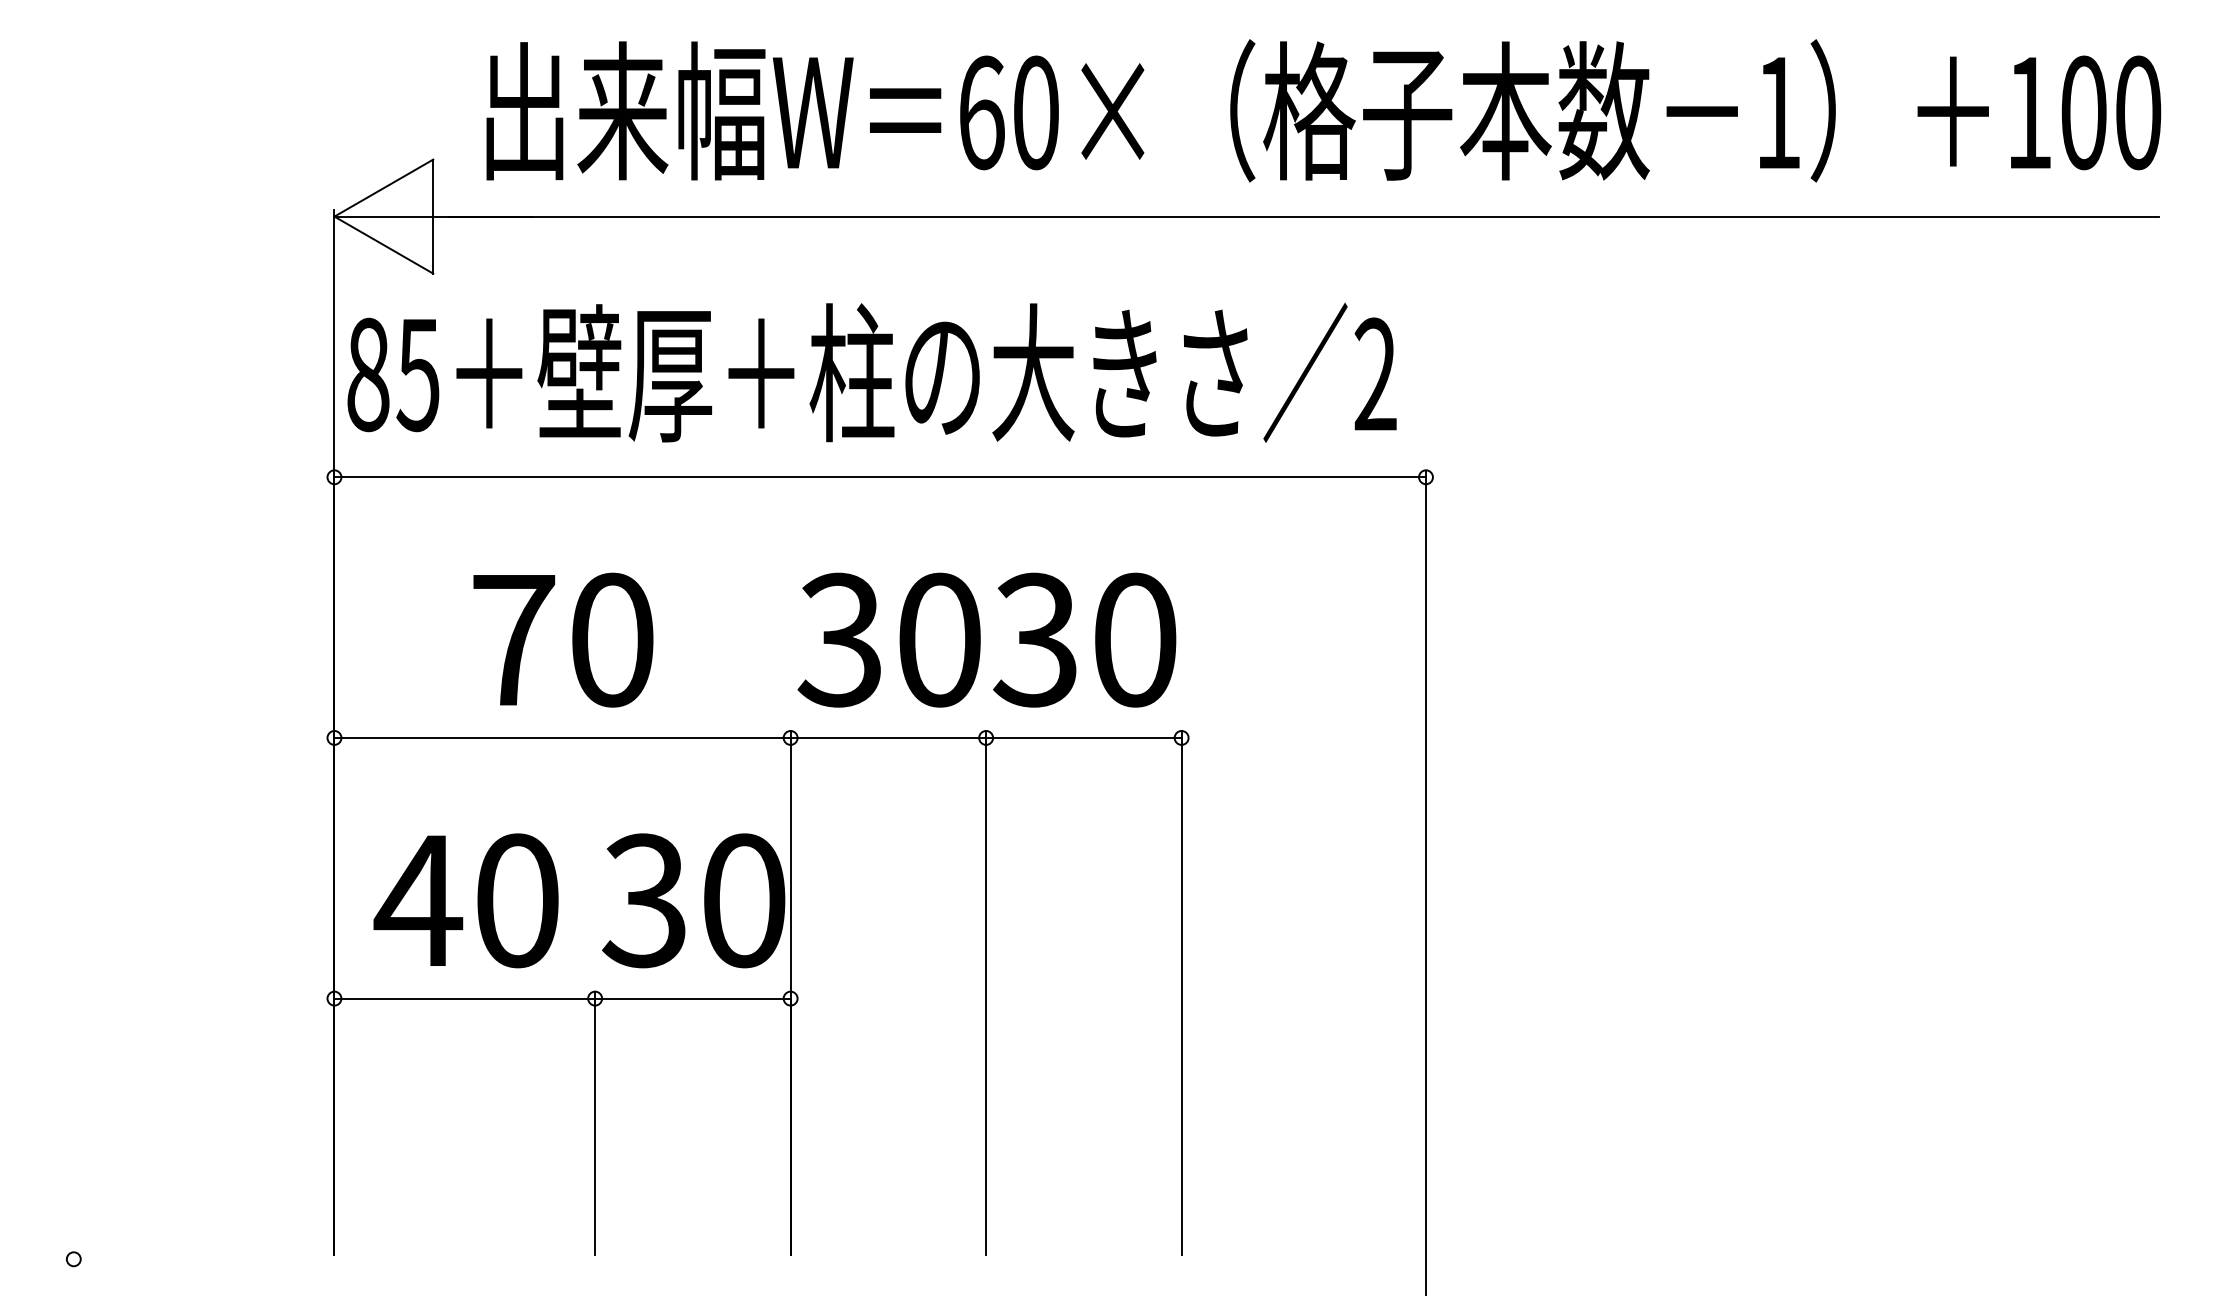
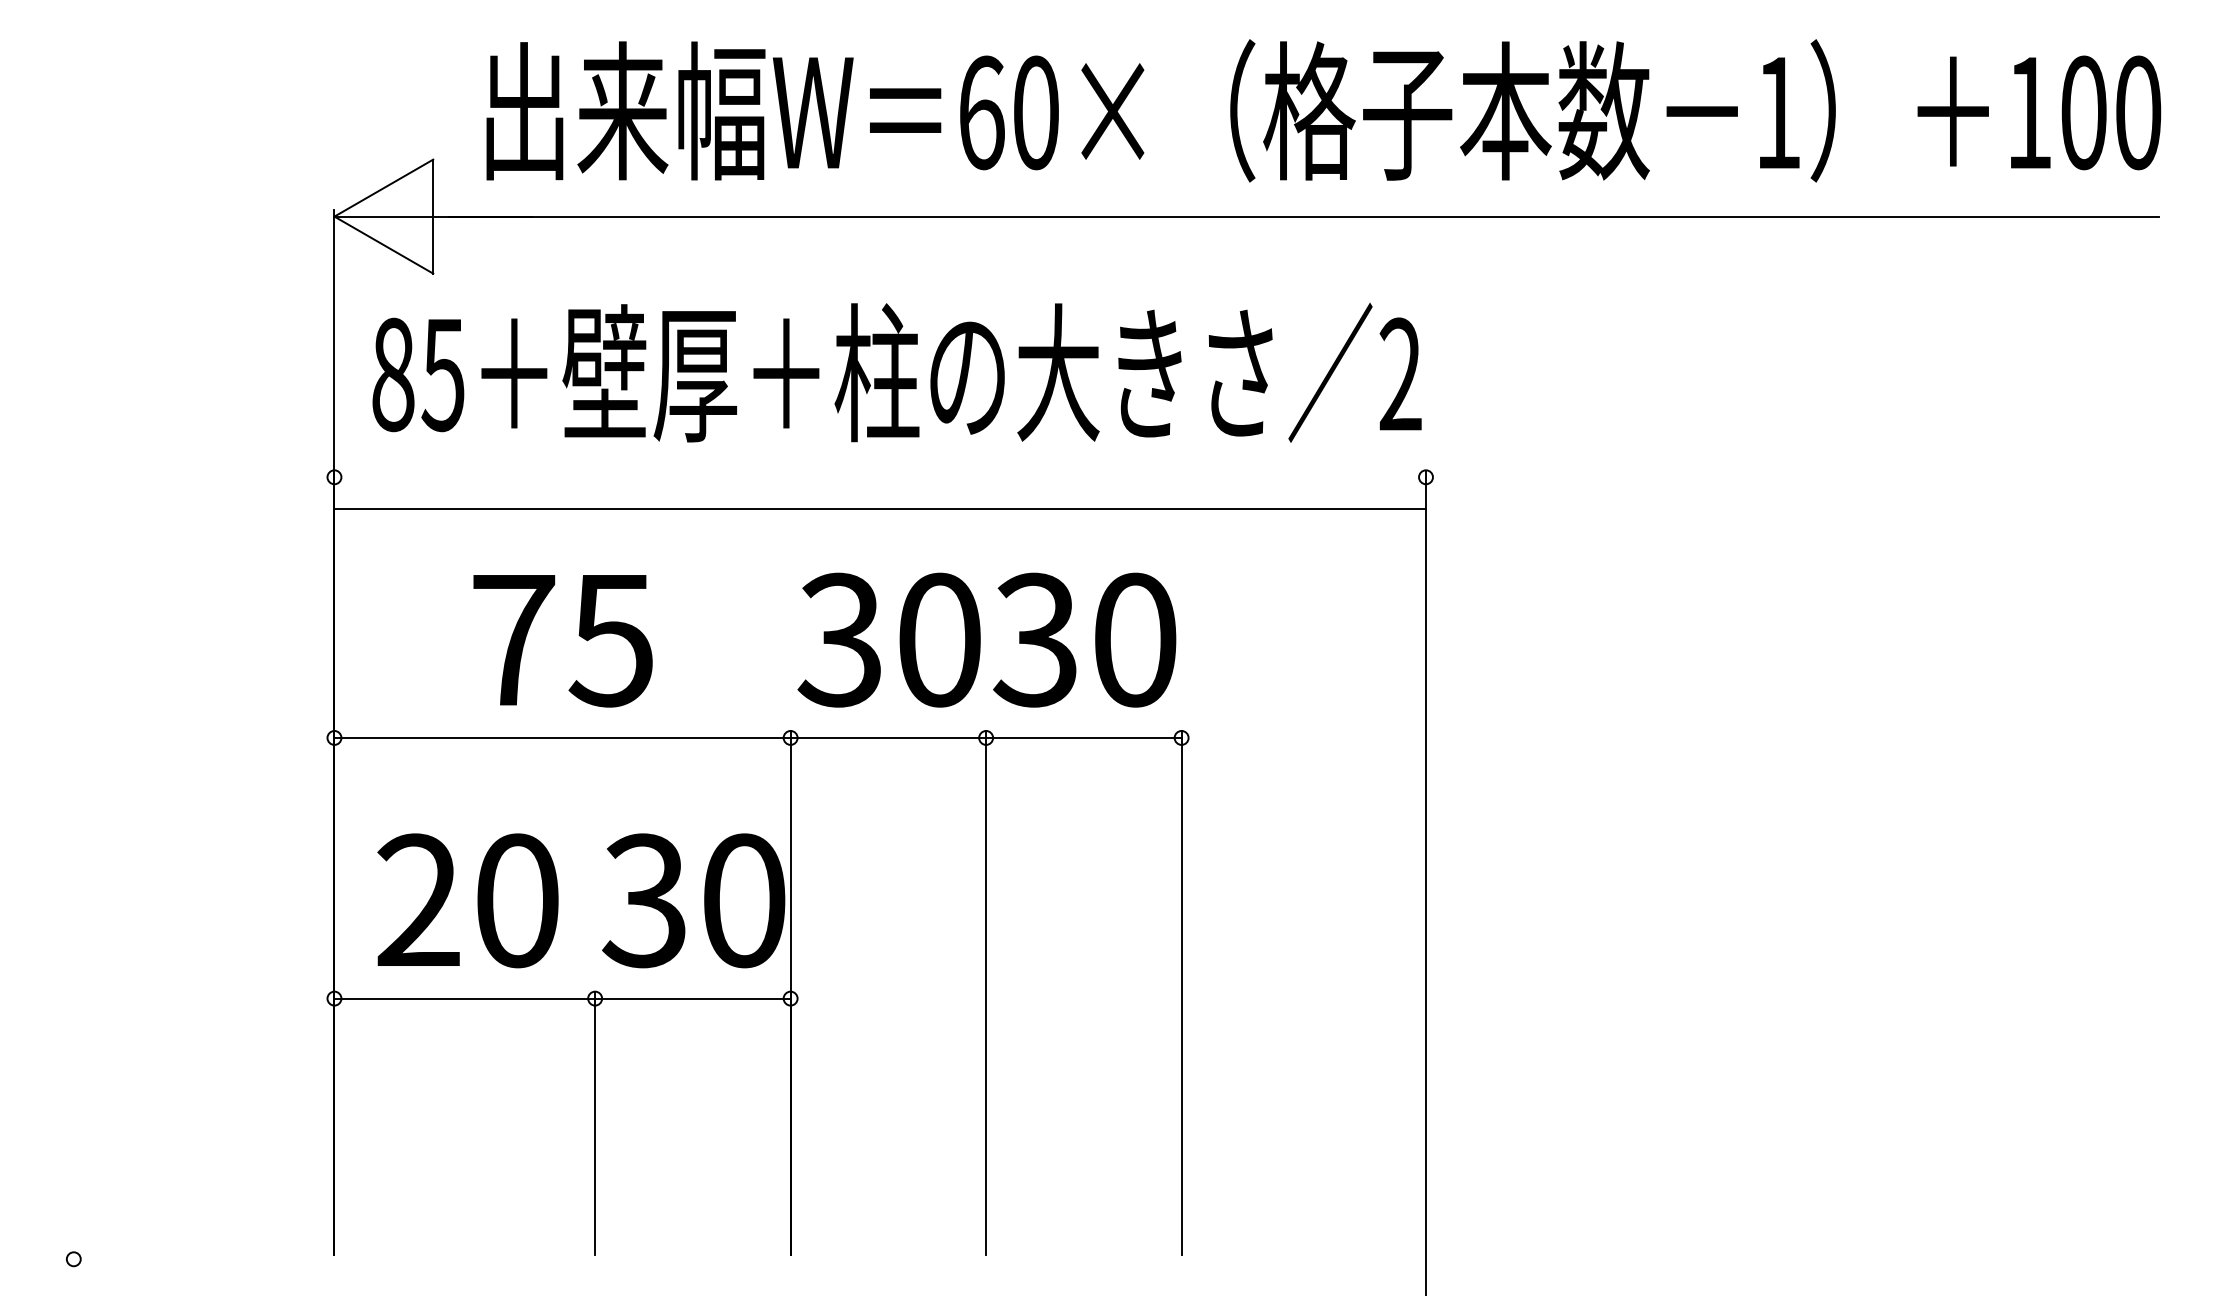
text position: (871, 372) -> (896, 372) (896, 372)
line position: (880, 477) -> (880, 509) (880, 509)
text: 70 -> 75 (610, 639)
text: 40 -> 20 (418, 899)
